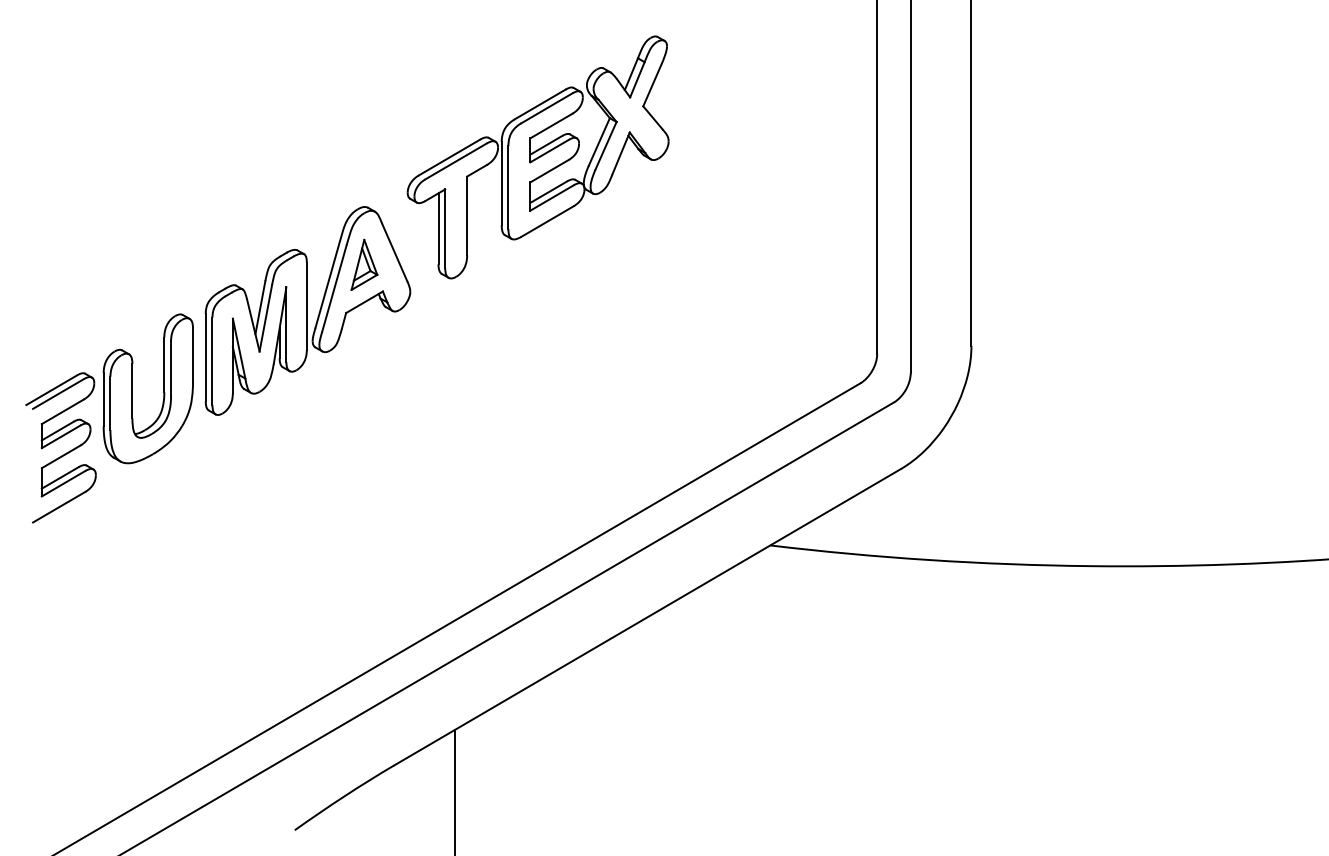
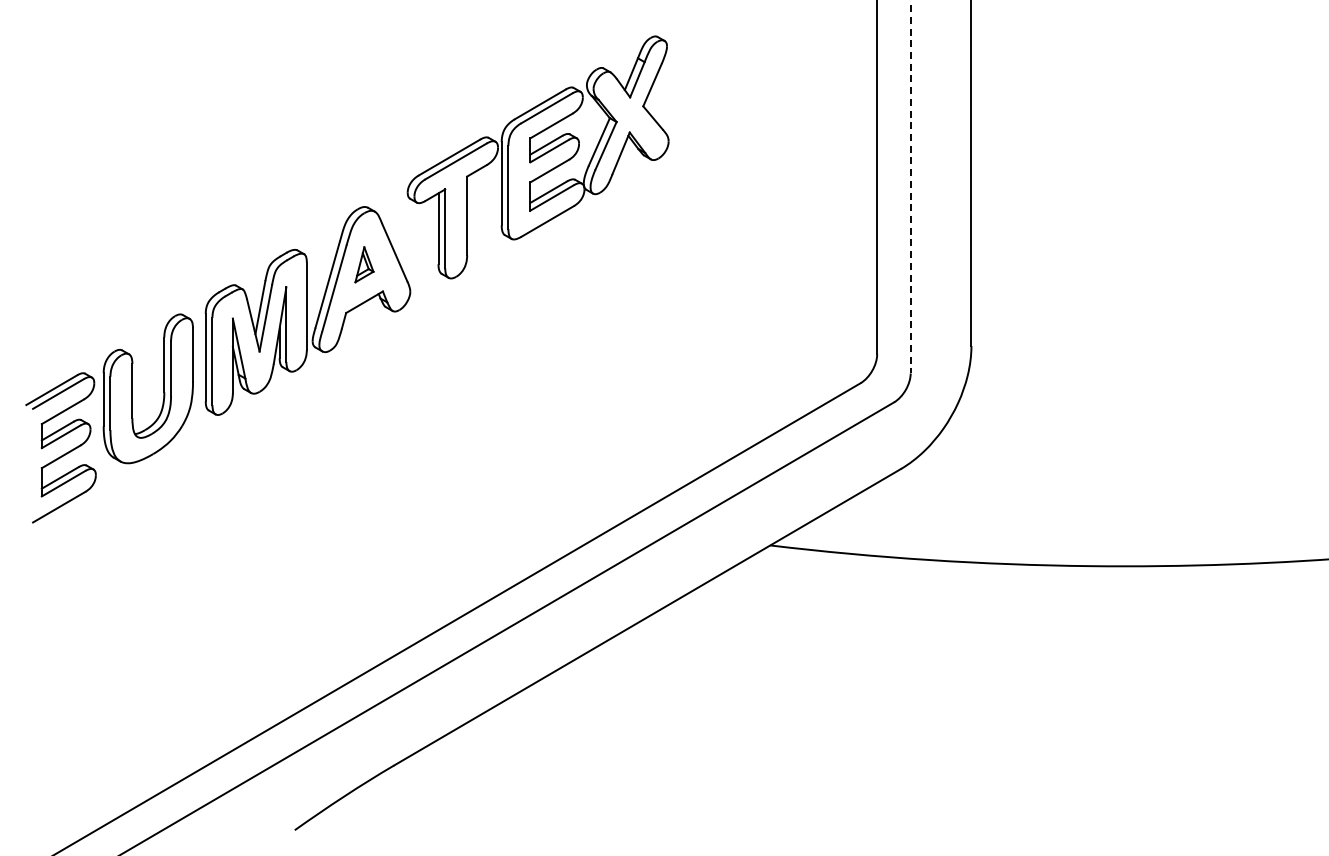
line: solid -> dashed (910, 187)
part size: 29x53 px -> 21x38 px (364, 264)
line: present -> none (454, 790)
